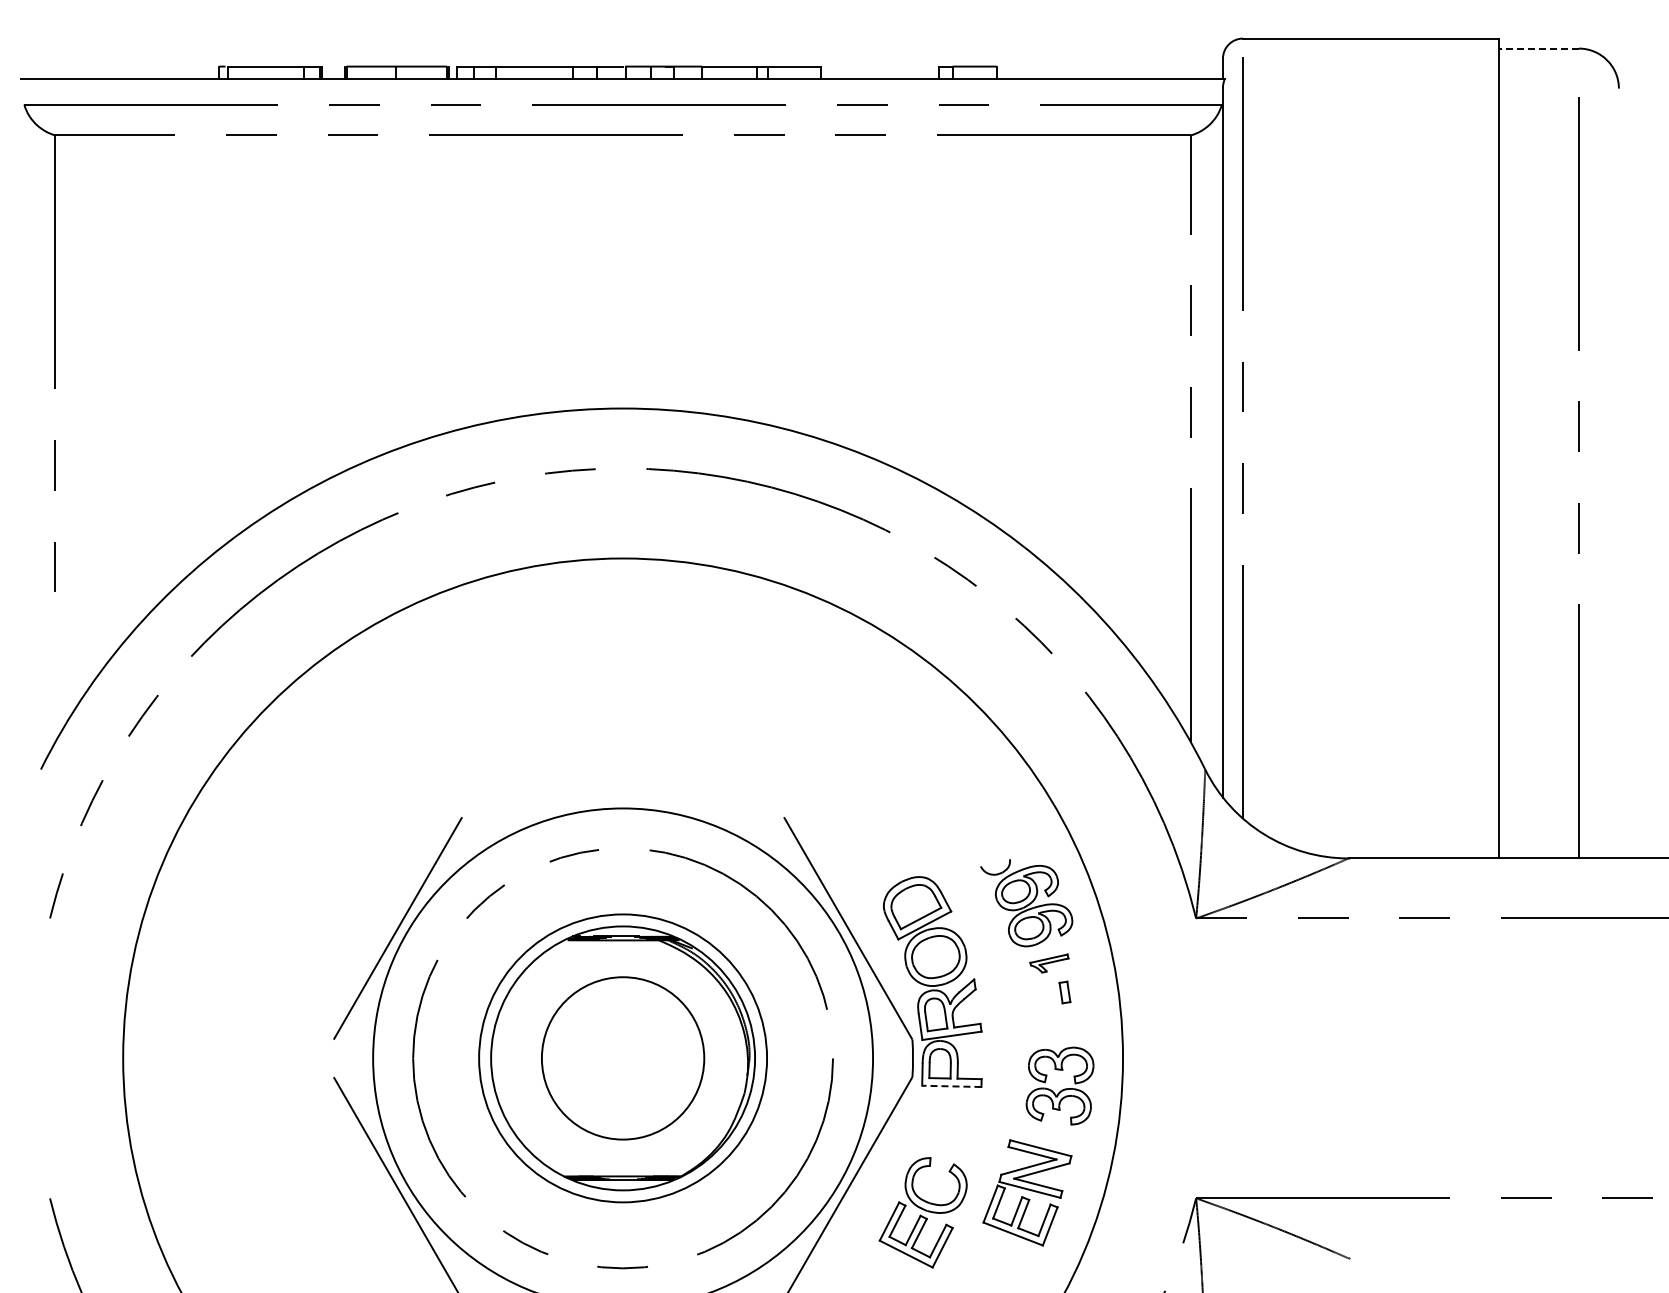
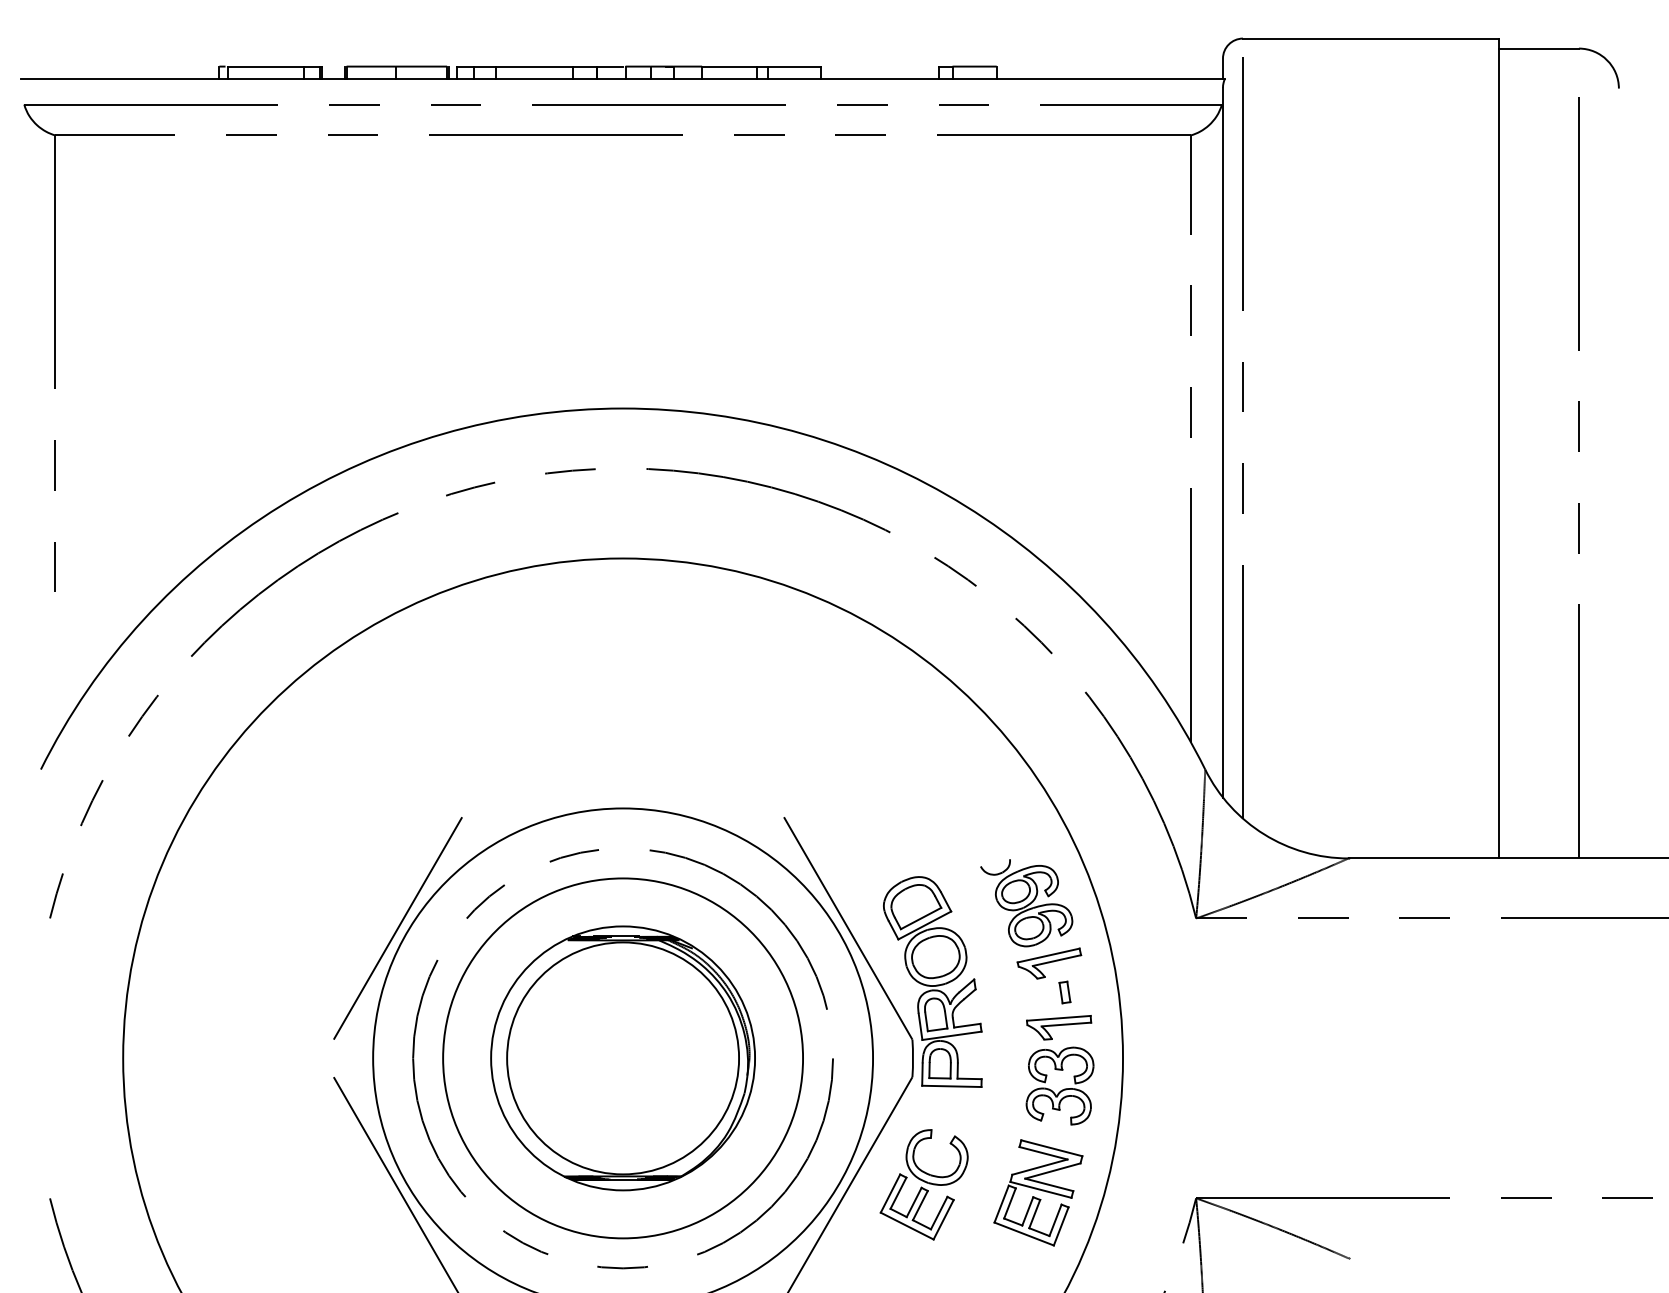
line: dashed -> solid (1538, 48)
part size: 41x21 px -> 67x33 px (1049, 963)
part: none -> present (1059, 1027)
circle diameter: 162 px -> 232 px (623, 1058)
circle diameter: 288 px -> 360 px (623, 1058)
line: dashed -> solid (951, 1086)
part position: (1027, 1192) -> (1038, 1192) (1038, 1192)
part position: (922, 1212) -> (923, 1184) (923, 1184)
